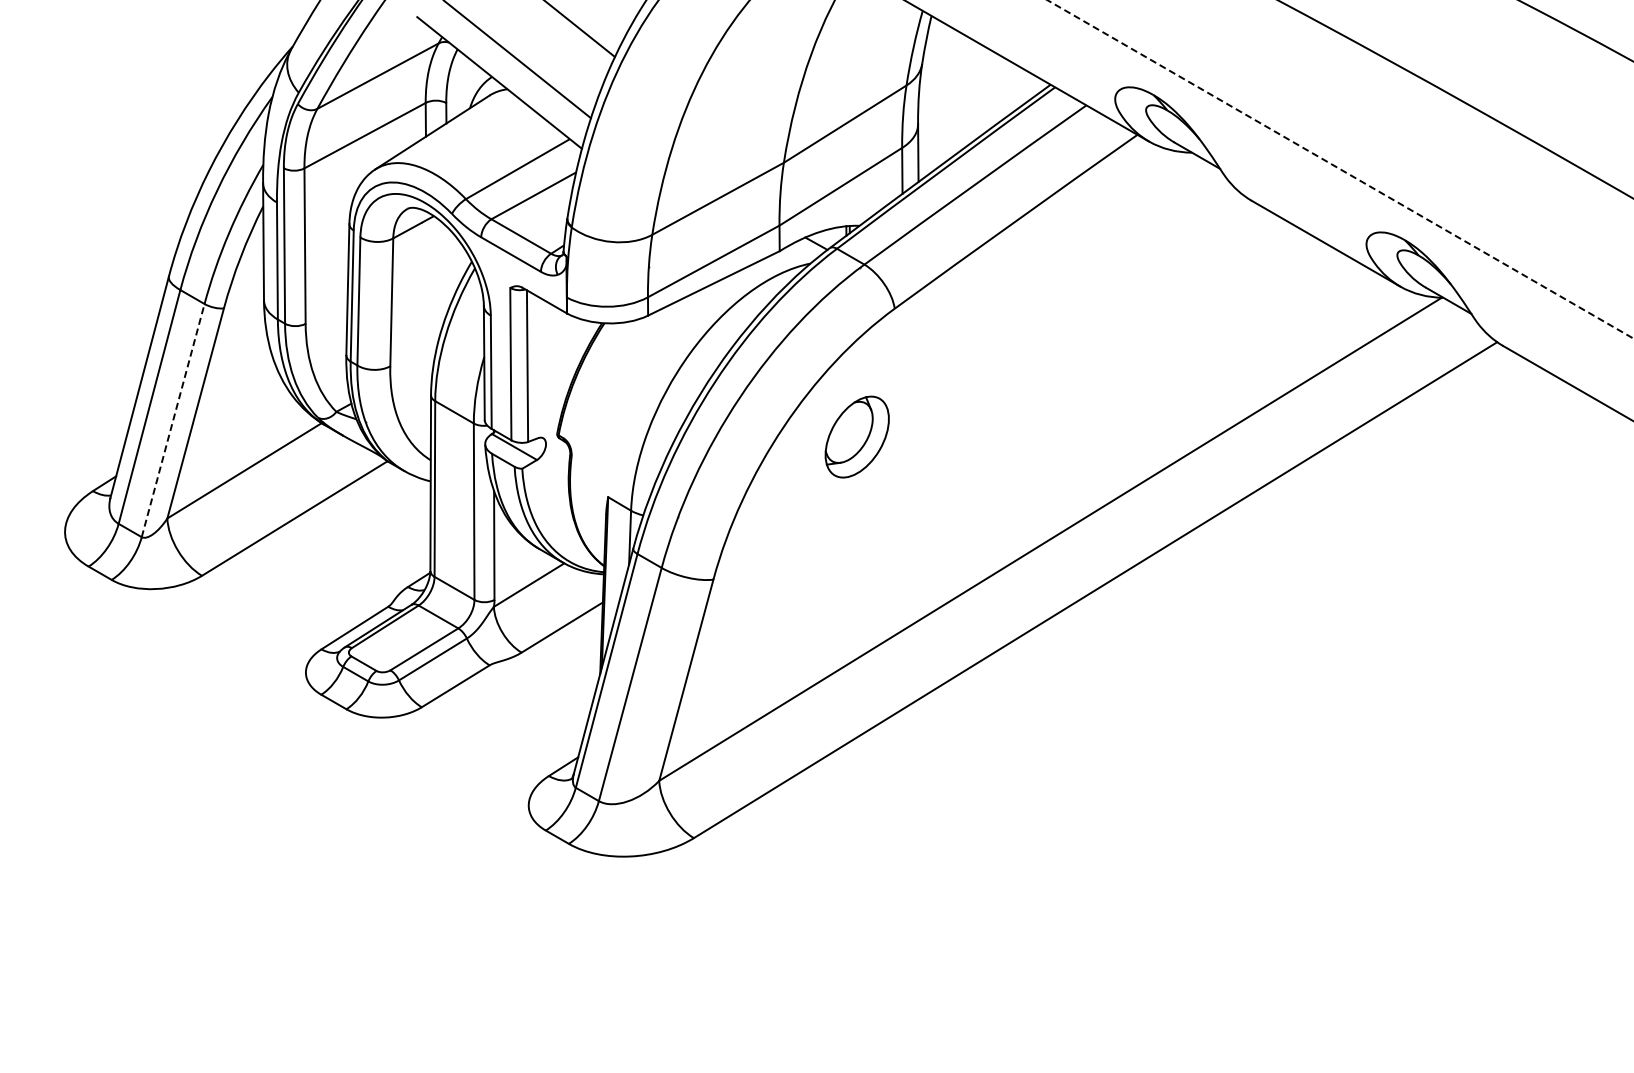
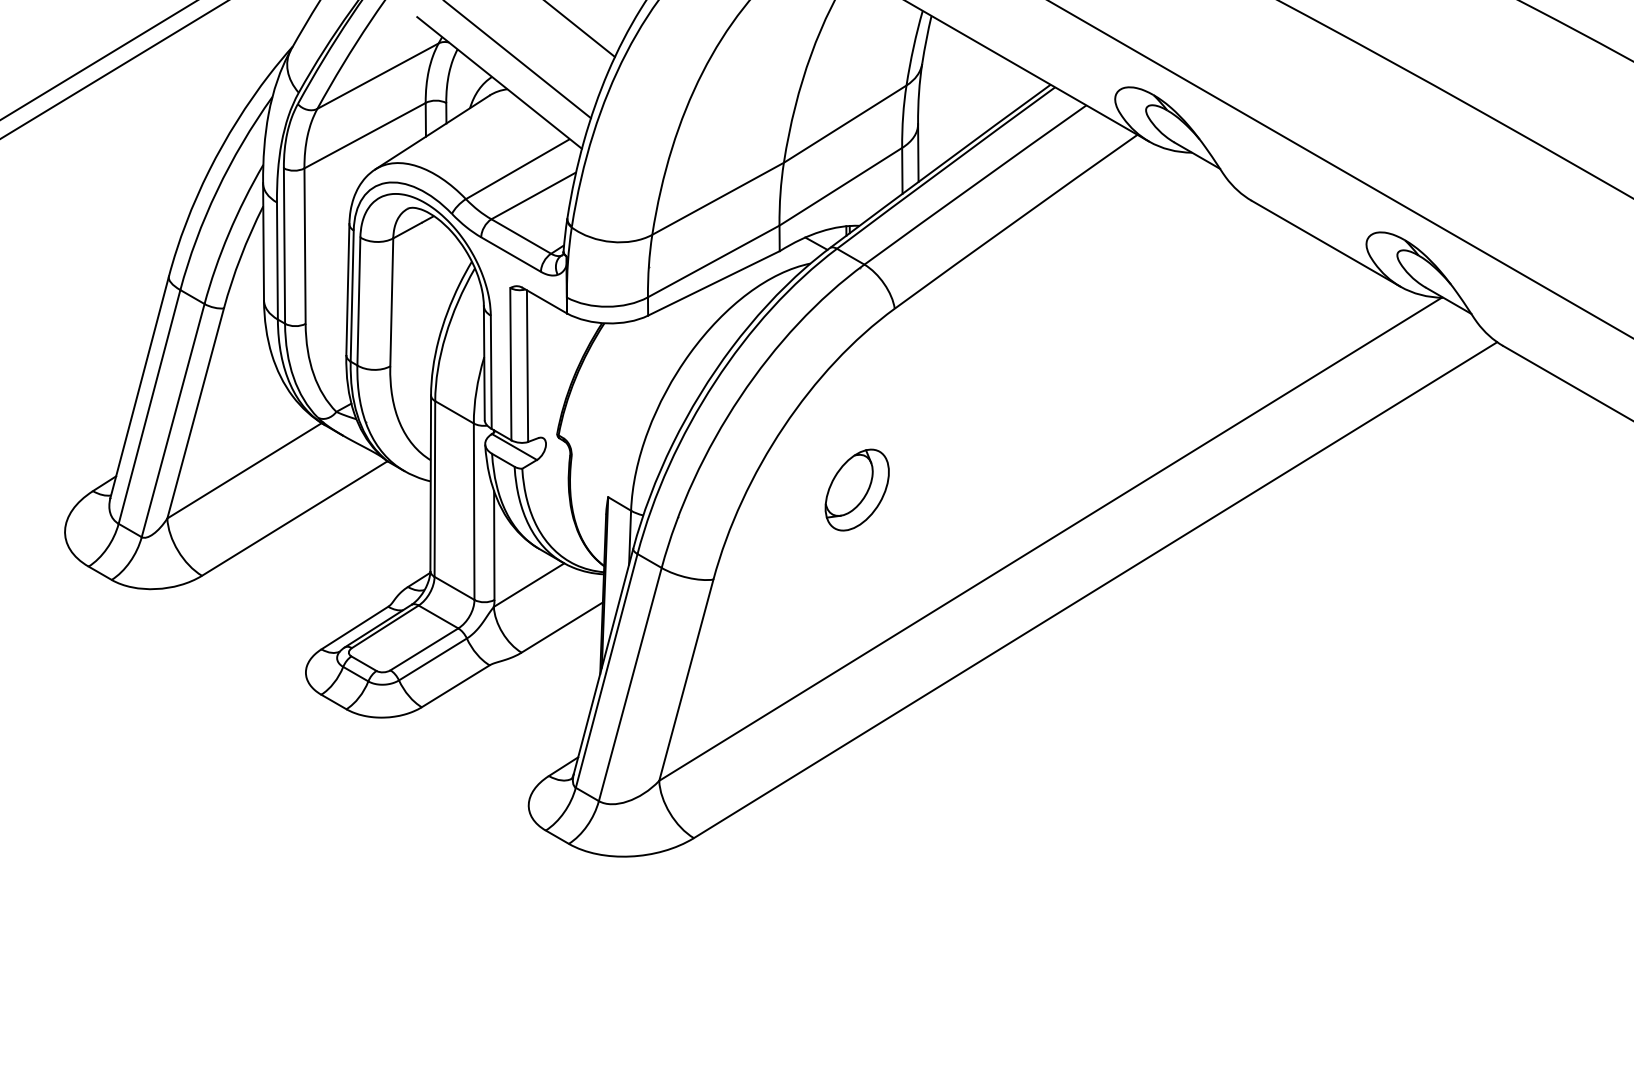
line: none -> present (98, 60)
line: none -> present (113, 69)
line: dashed -> solid (1339, 169)
line: dashed -> solid (173, 420)
part position: (856, 436) -> (856, 489) (856, 489)
